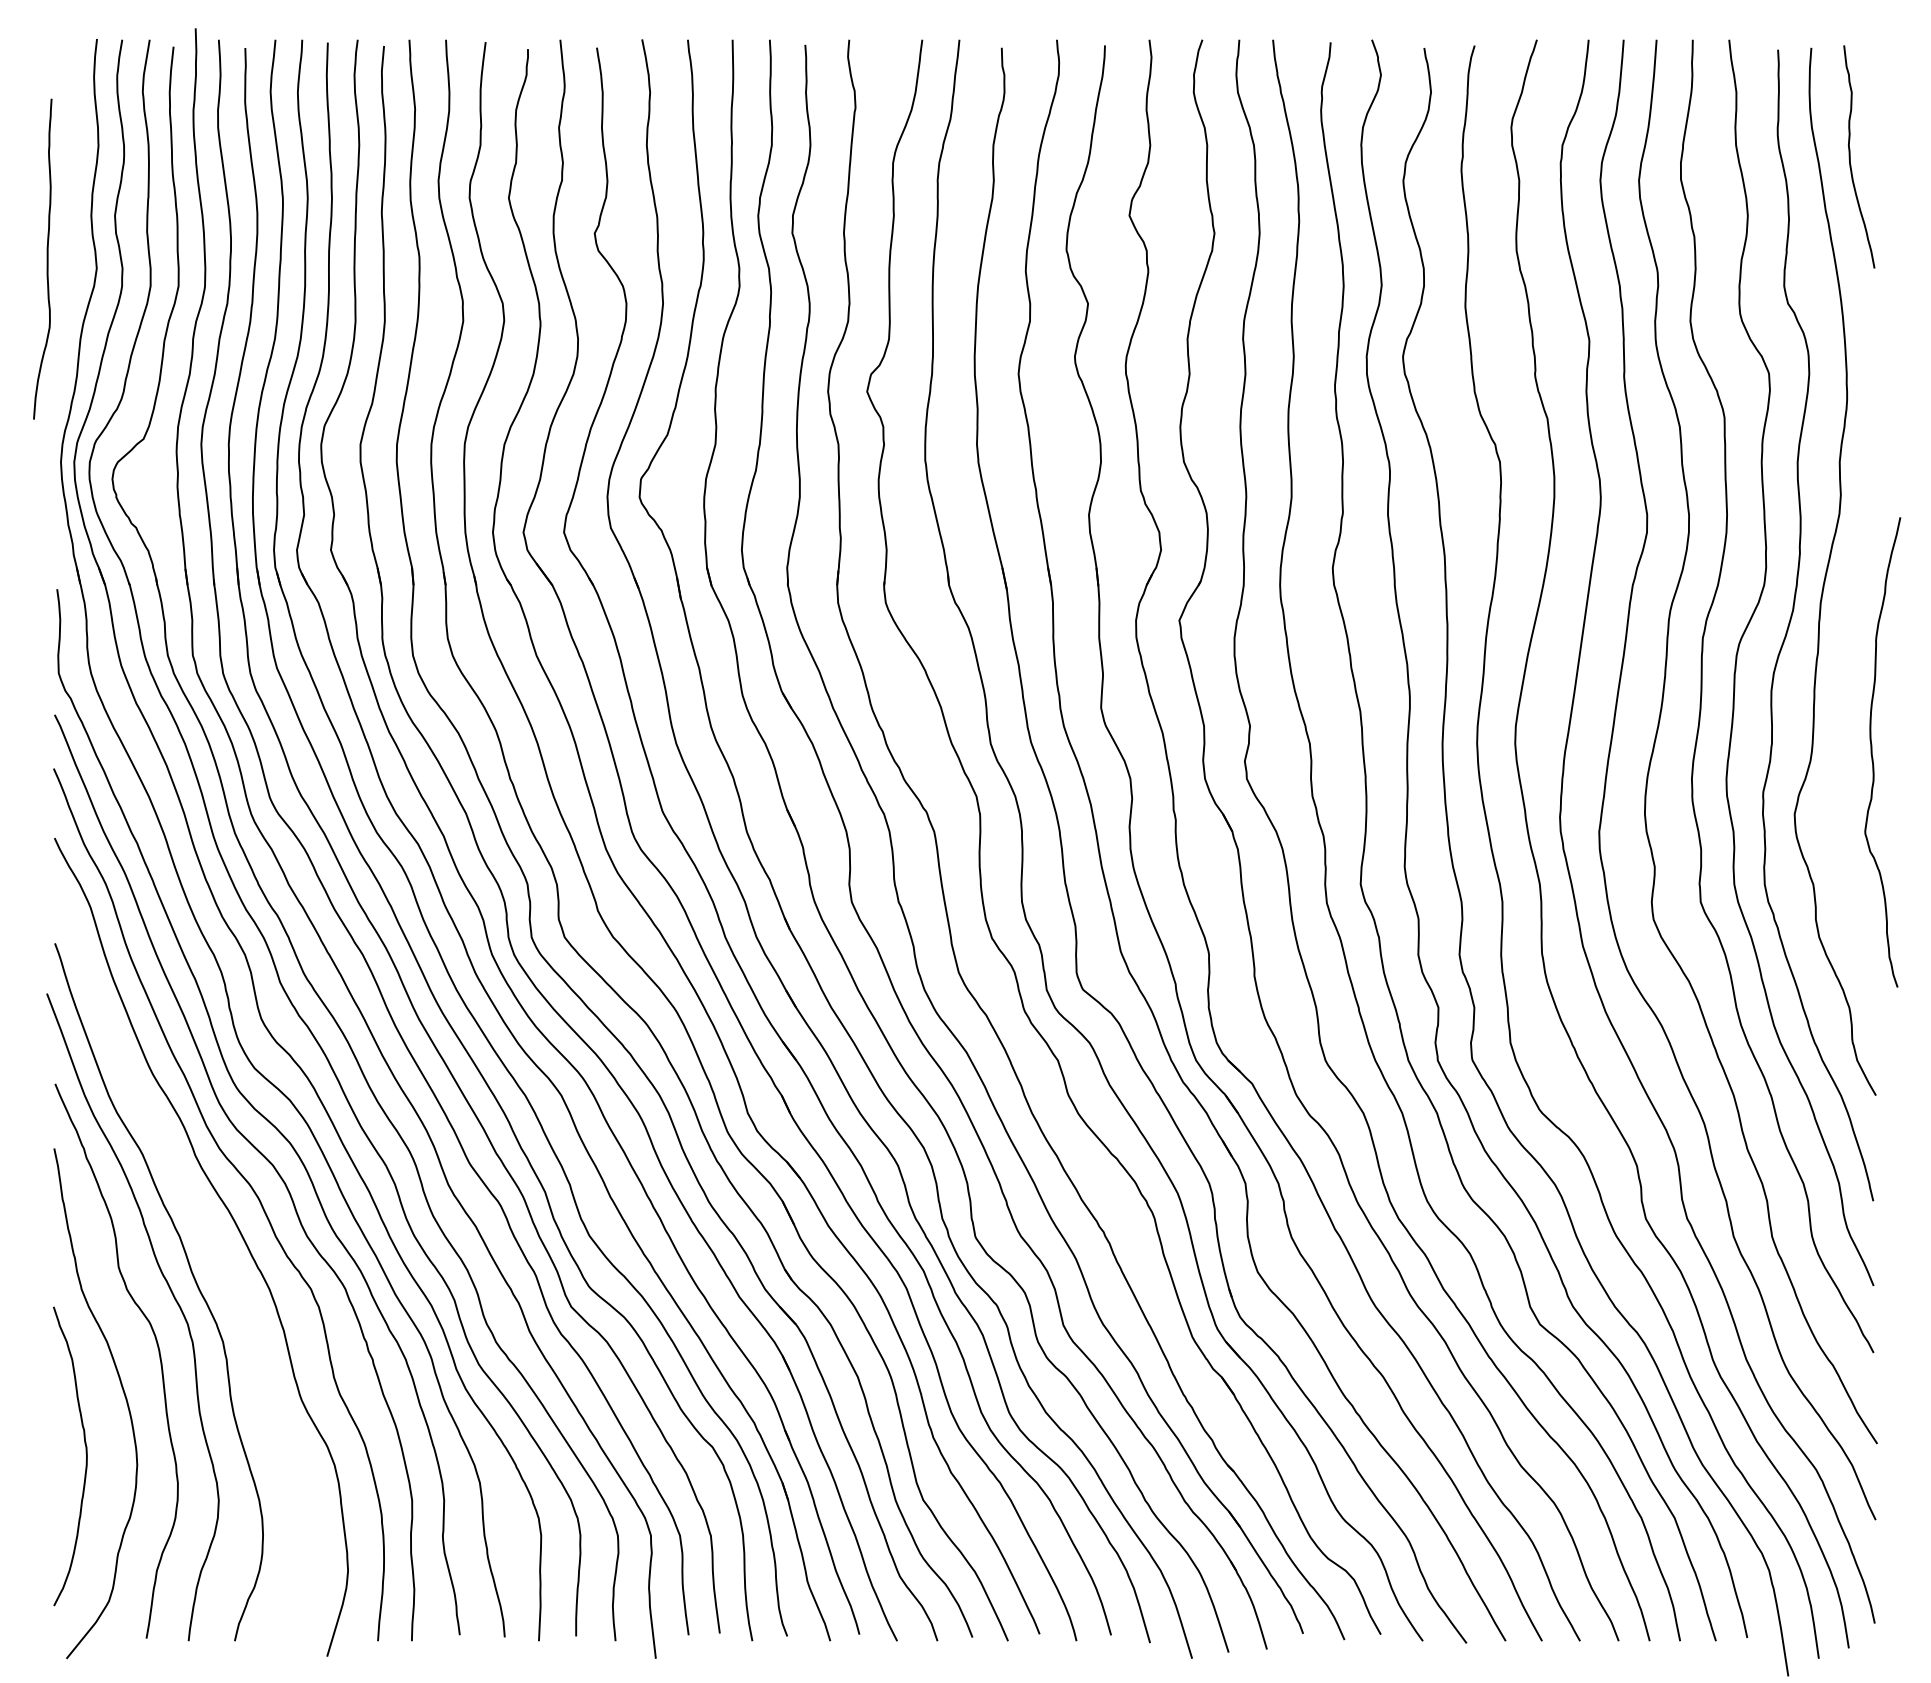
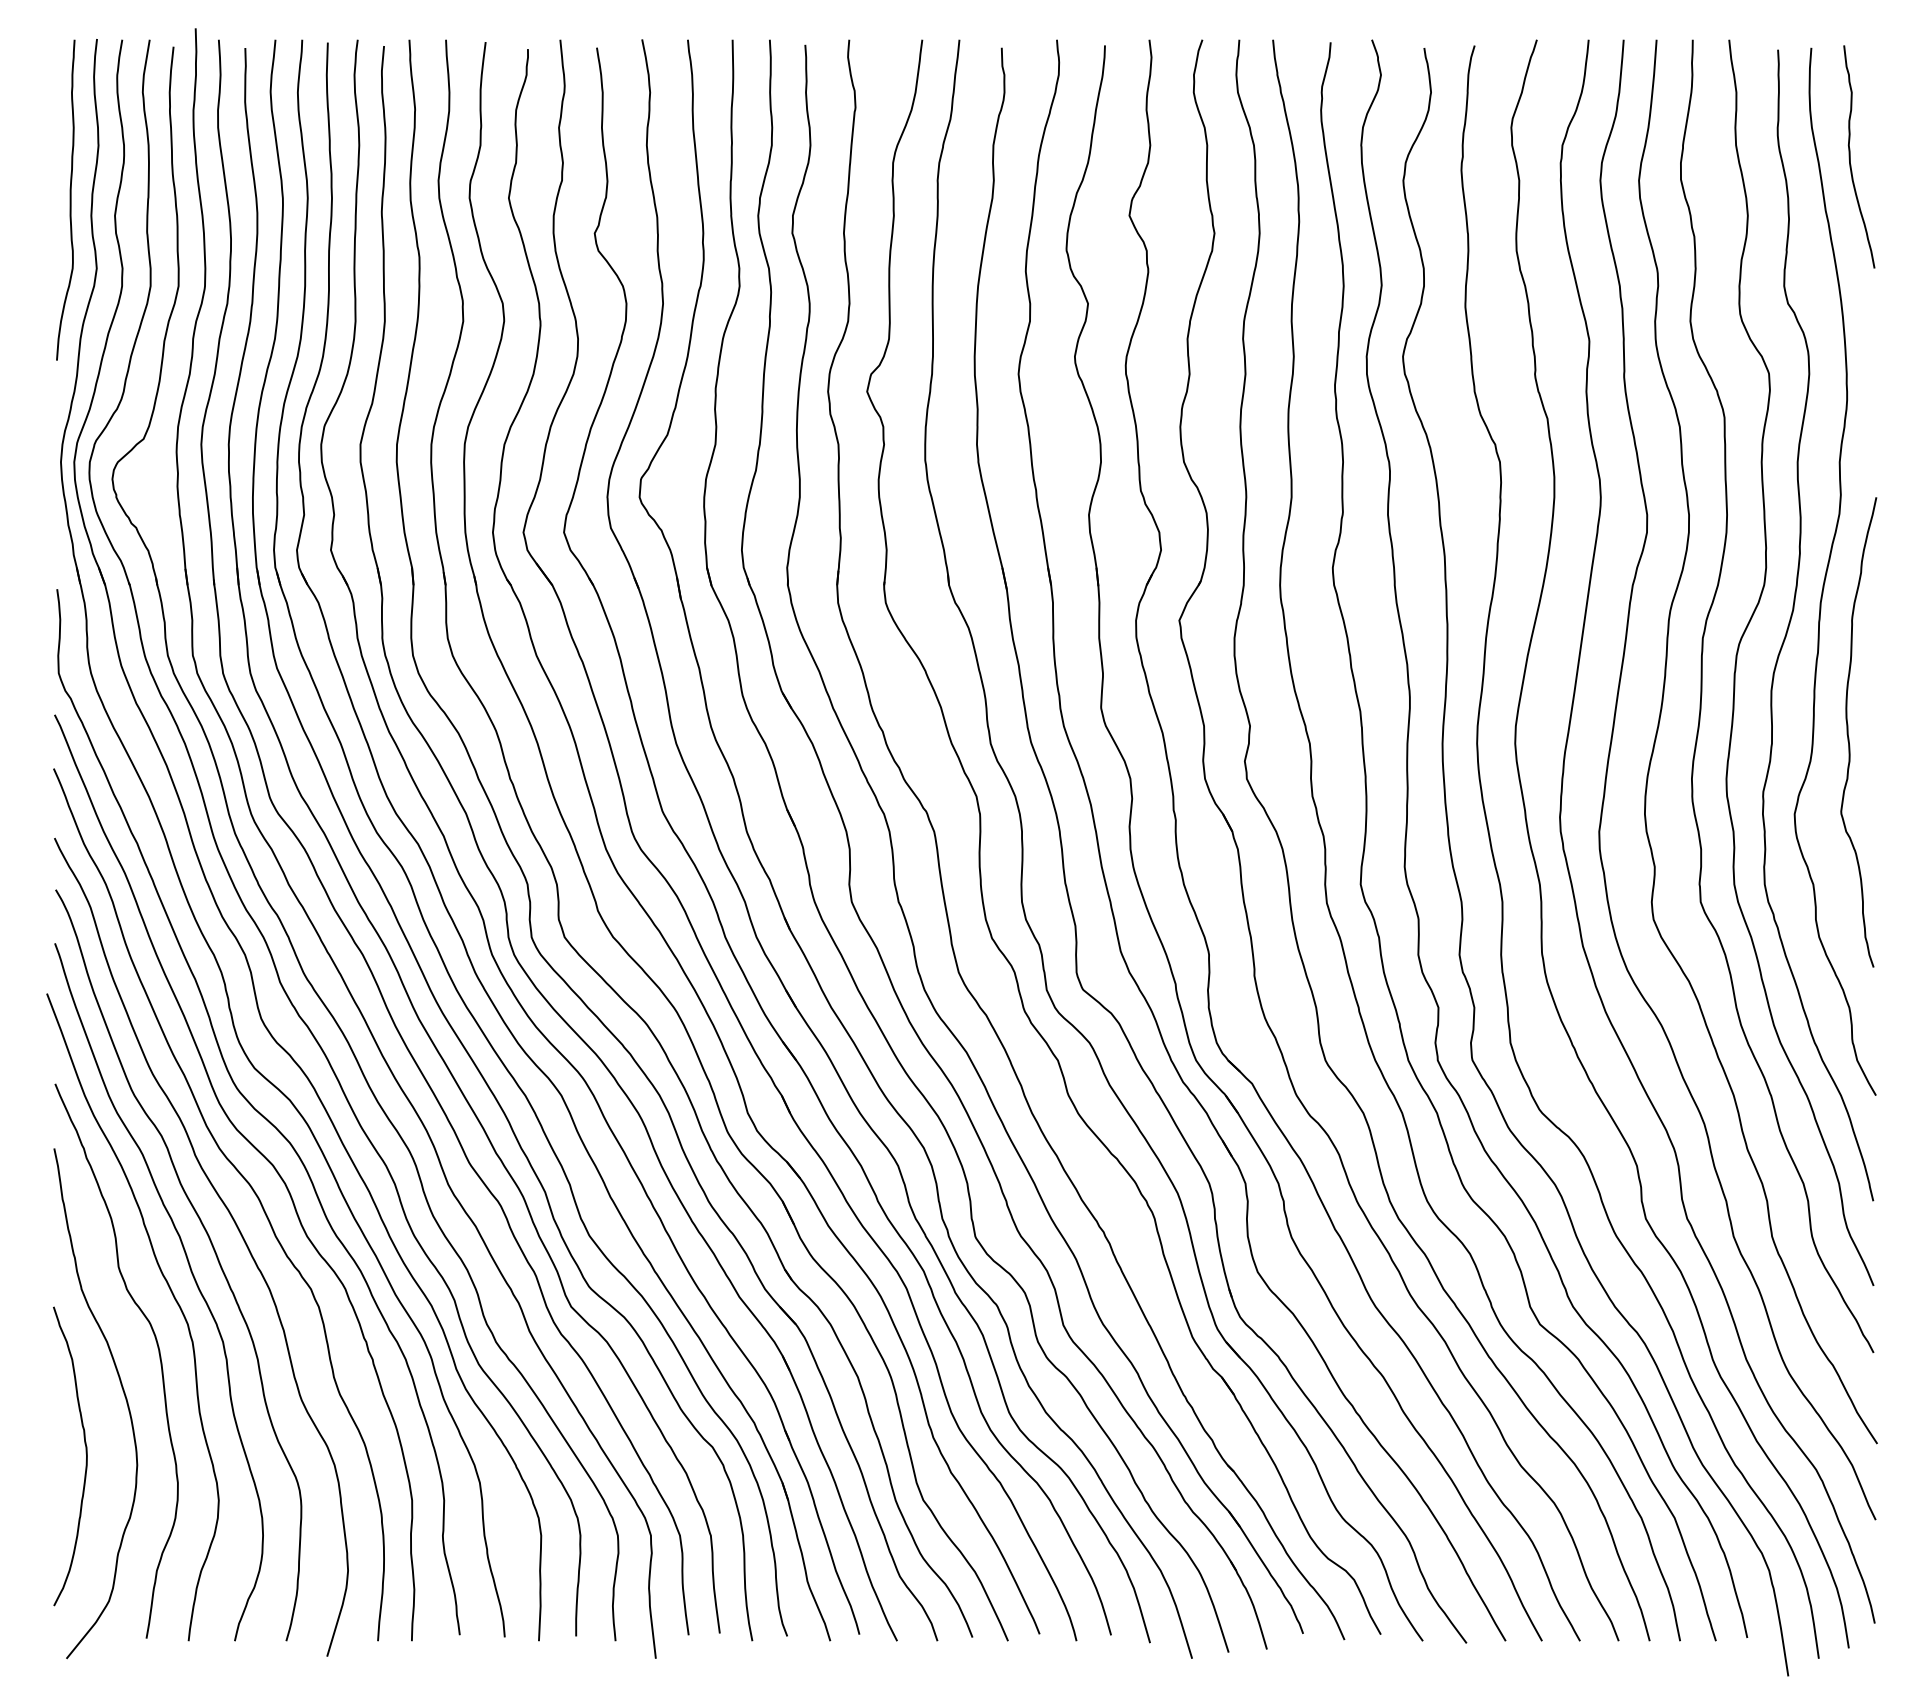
curve position: (46, 258) -> (69, 199) (69, 199)
curve position: (1872, 752) -> (1848, 732) (1848, 732)
curve: none -> present (214, 1253)
